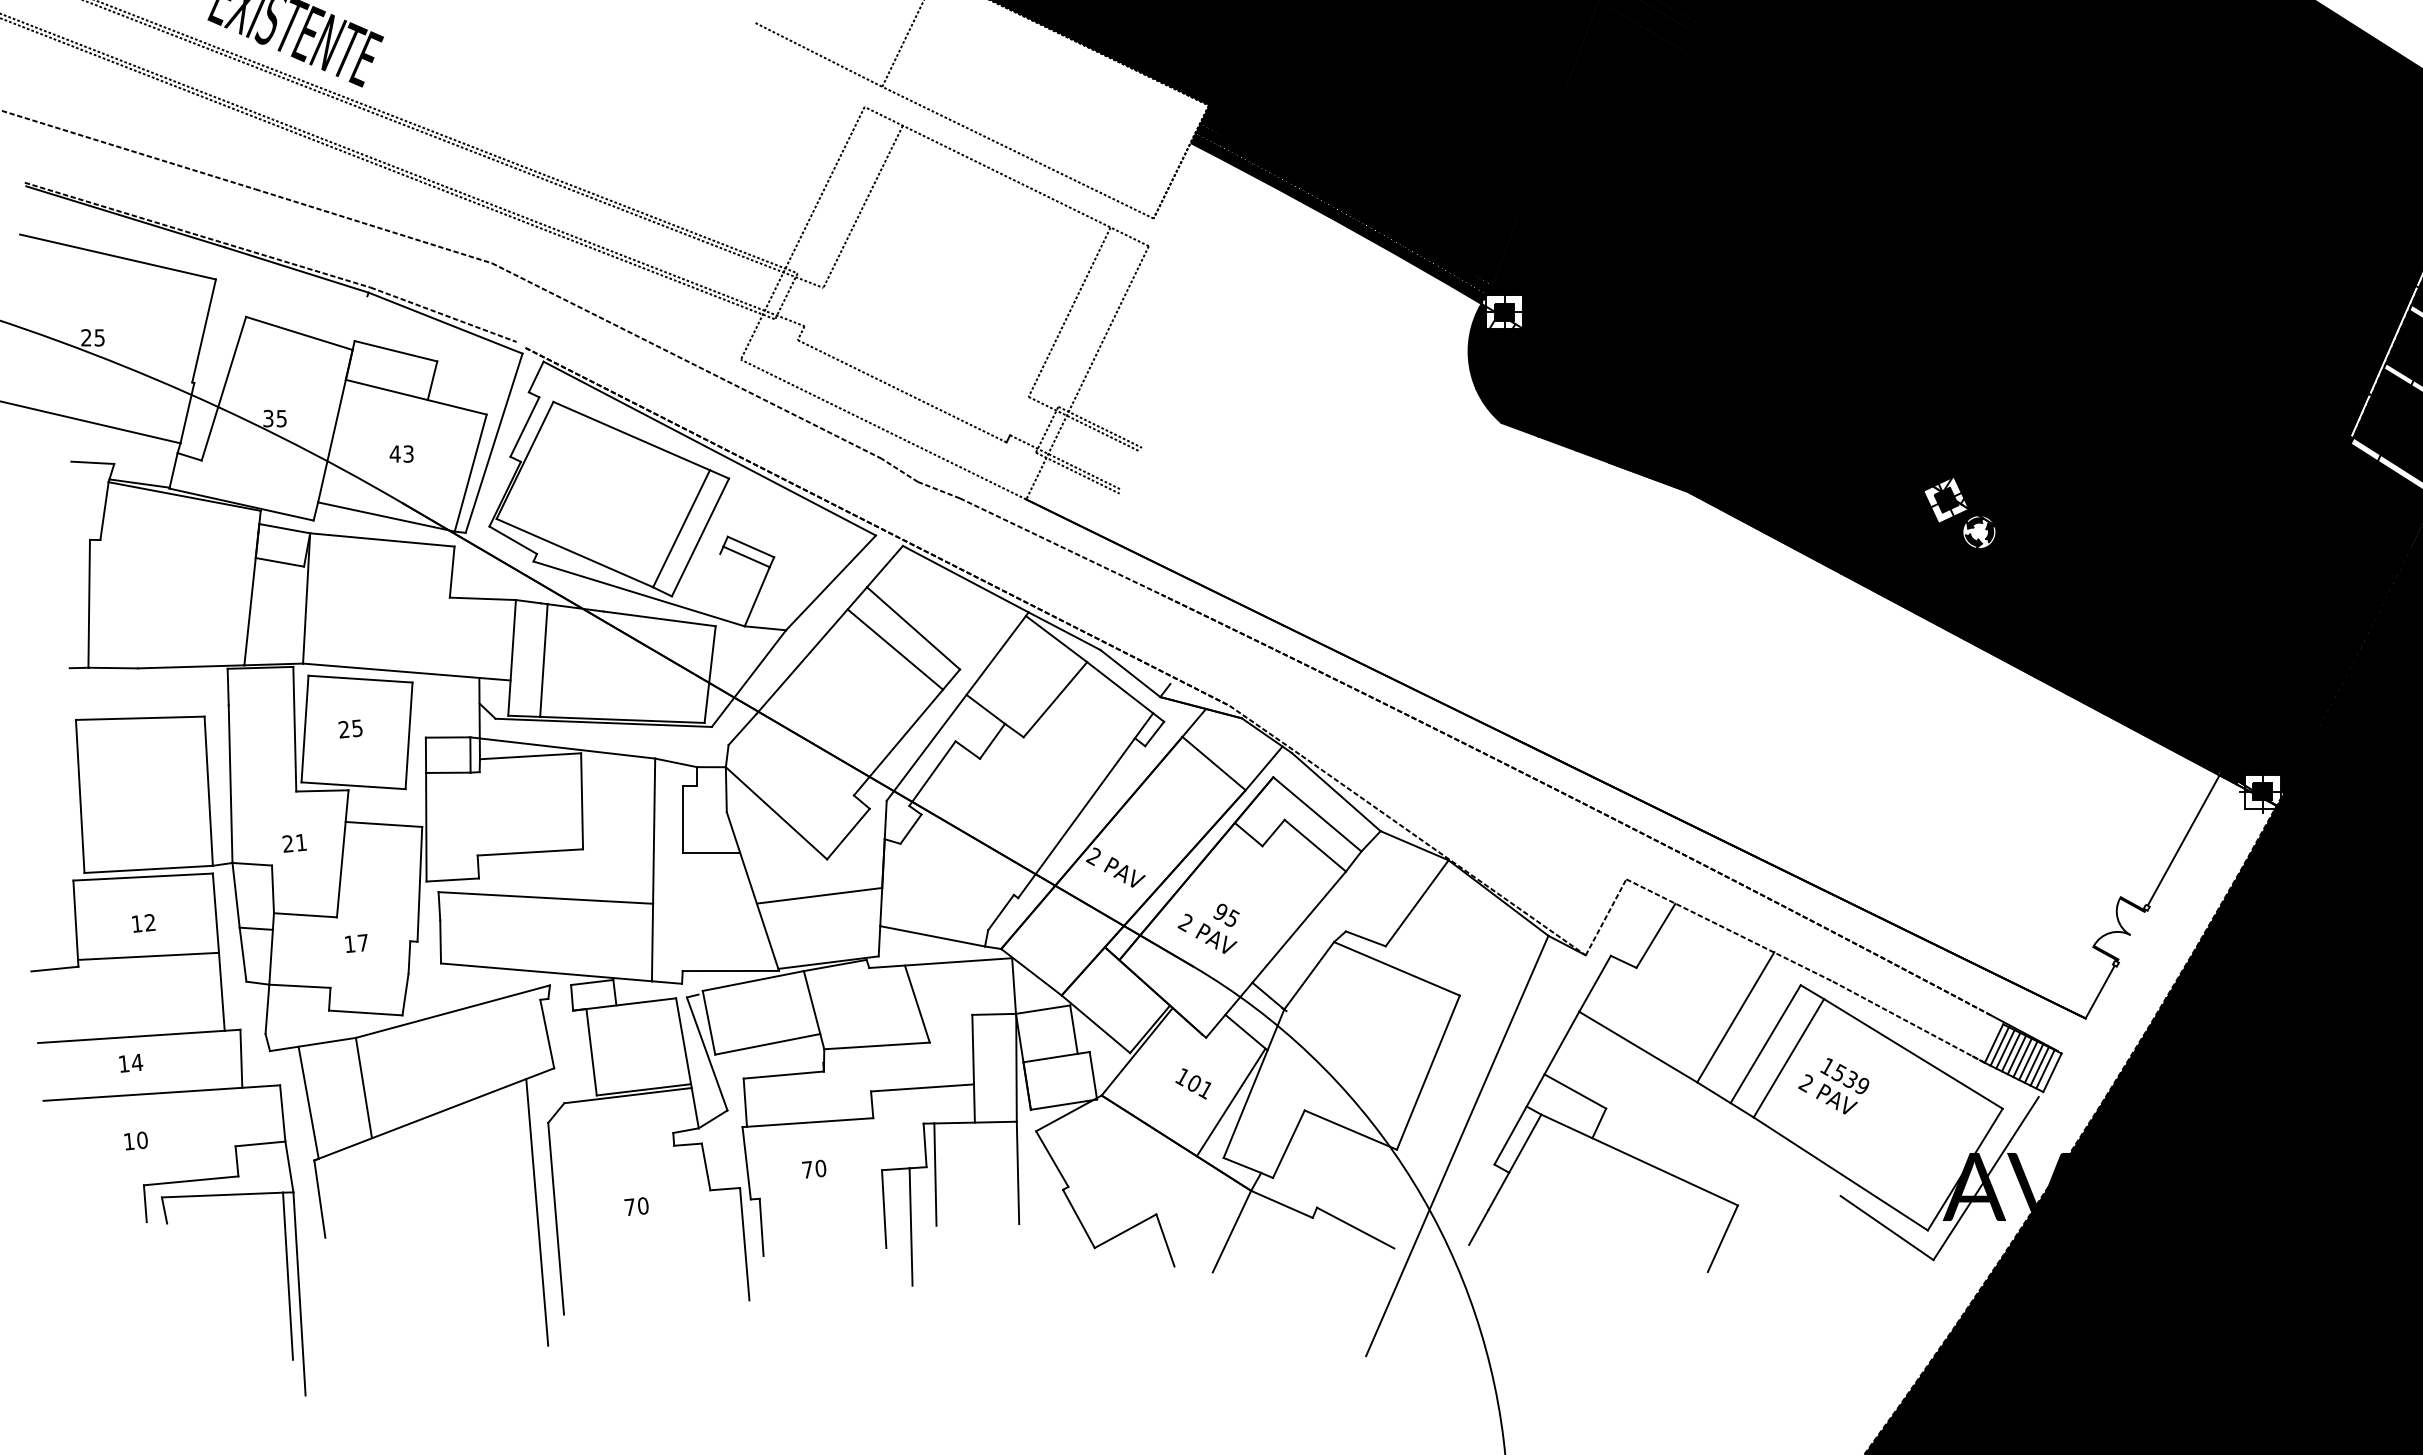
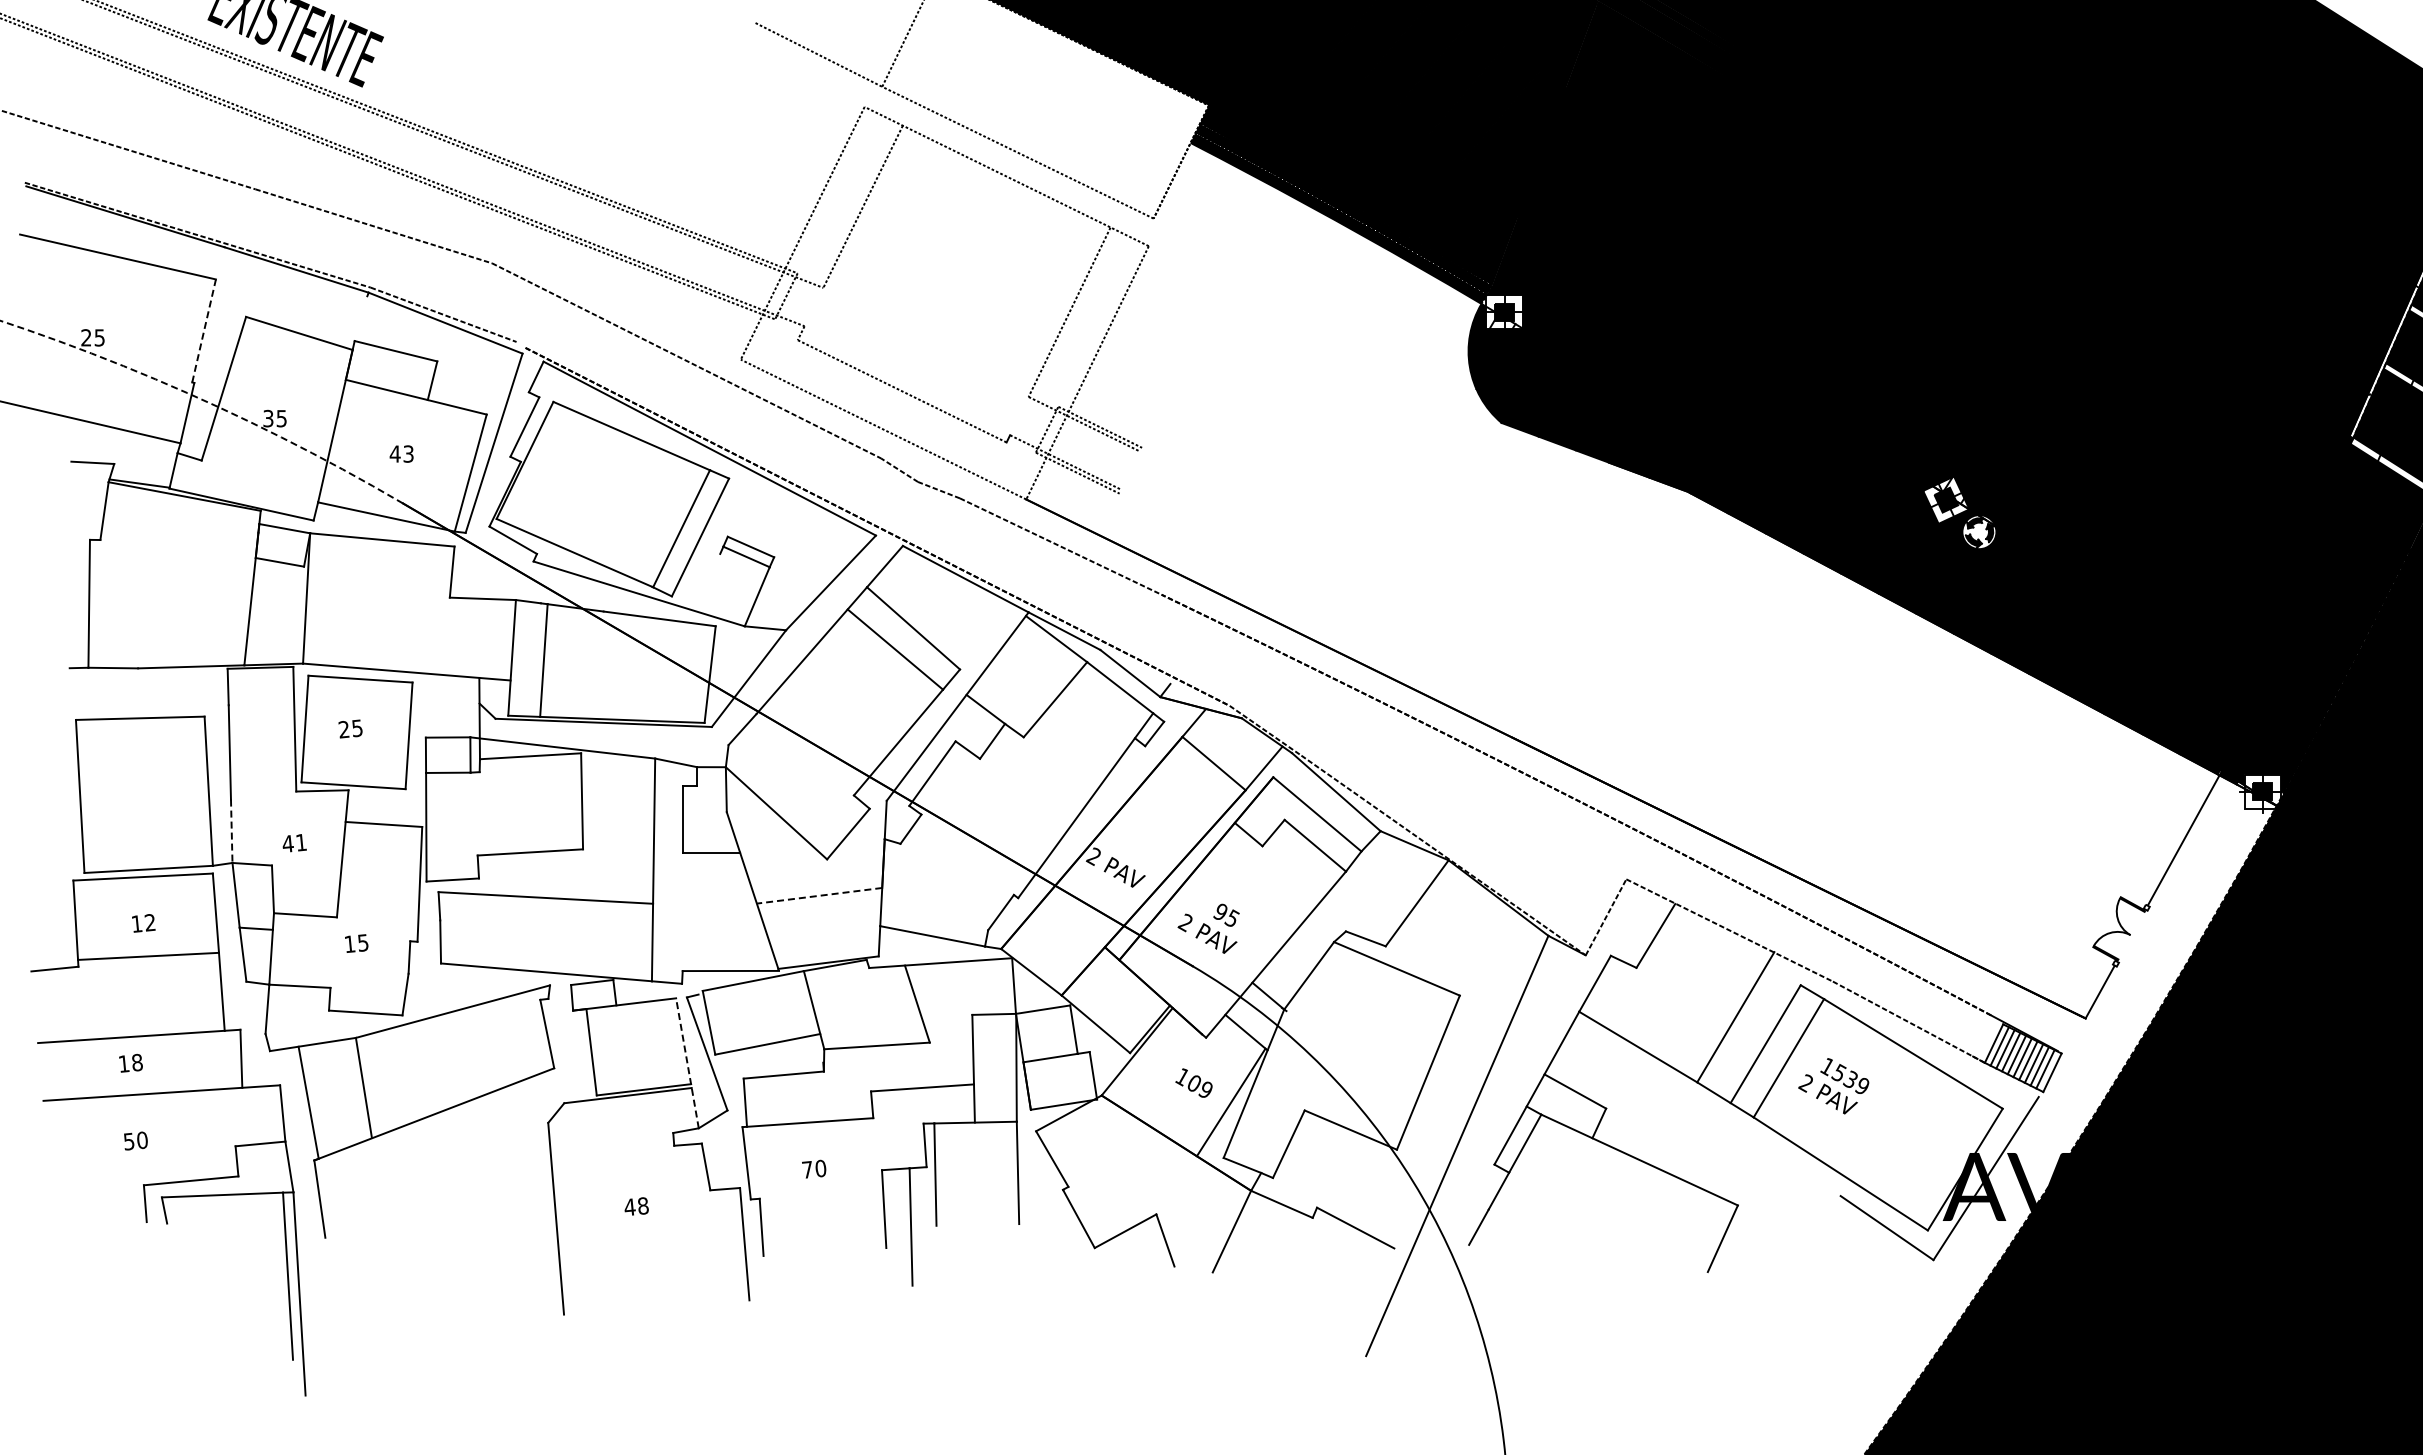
line: solid -> dashed (204, 330)
arc: solid -> dashed (206, 401)
line: solid -> dashed (231, 831)
text: 21 -> 41 (287, 843)
line: solid -> dashed (819, 895)
text: 17 -> 15 (362, 942)
text: 14 -> 18 (137, 1062)
line: solid -> dashed (687, 1063)
text: 101 -> 109 (1205, 1090)
text: 10 -> 50 (129, 1141)
text: 70 -> 48 (636, 1206)
line: present -> none (537, 1212)
